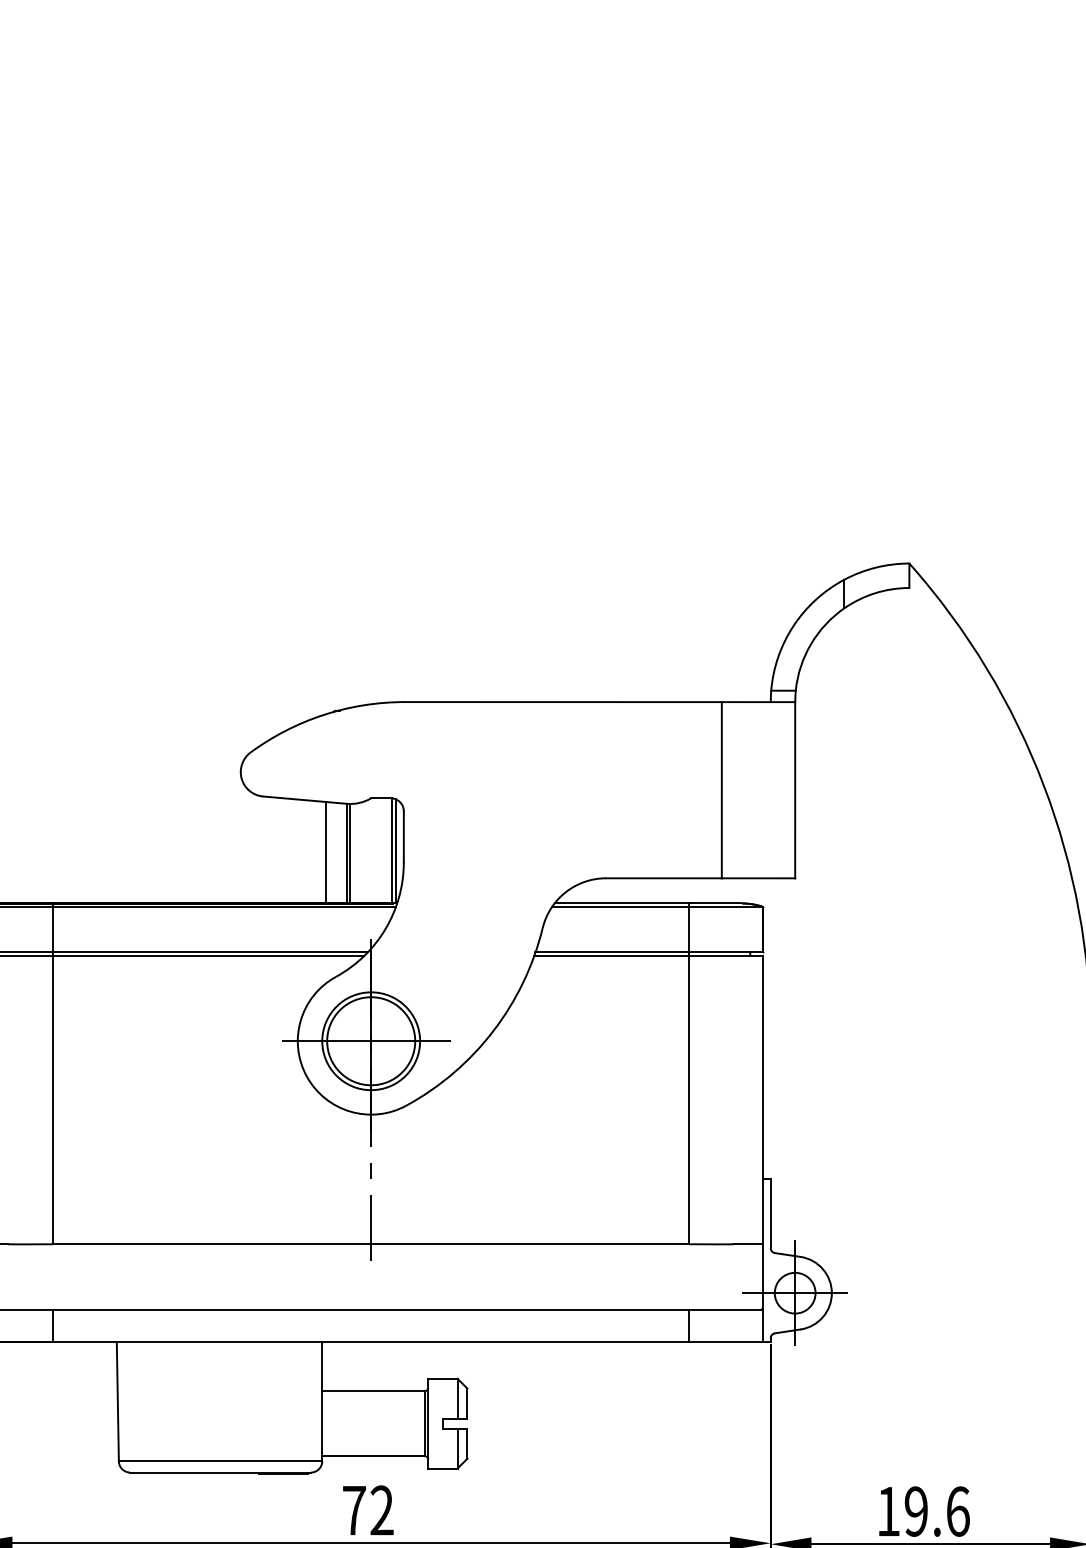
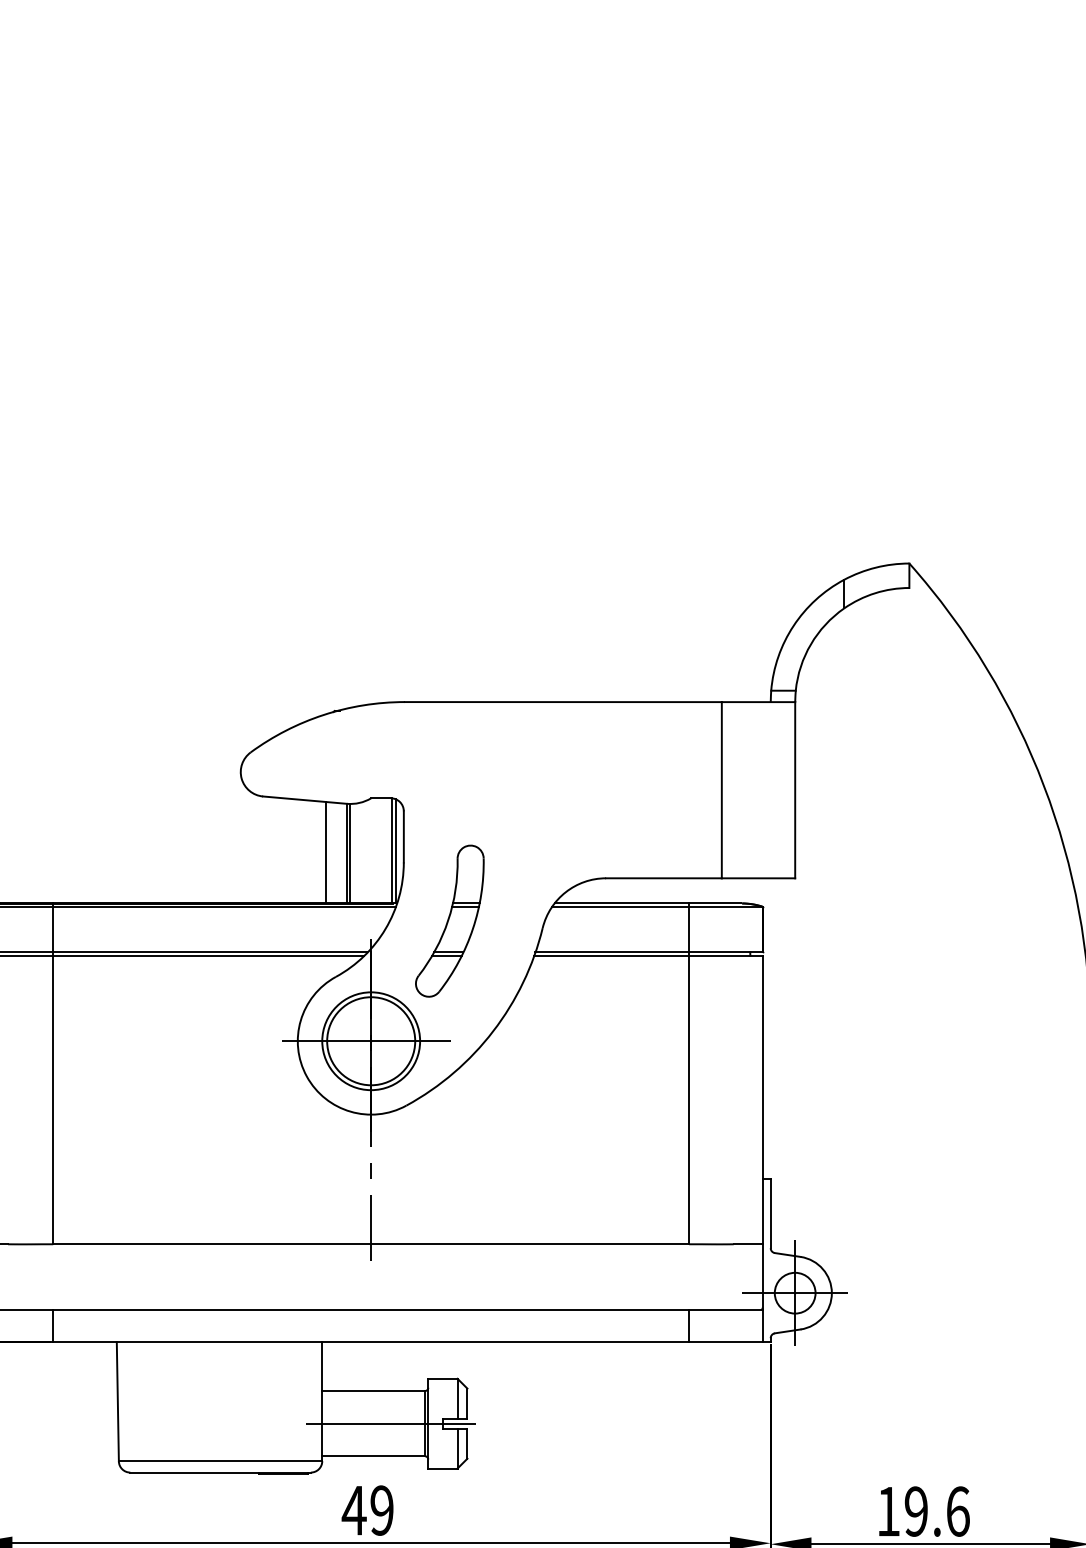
part: none -> present (449, 920)
line: none -> present (390, 1423)
text: 72 -> 49 (367, 1510)
